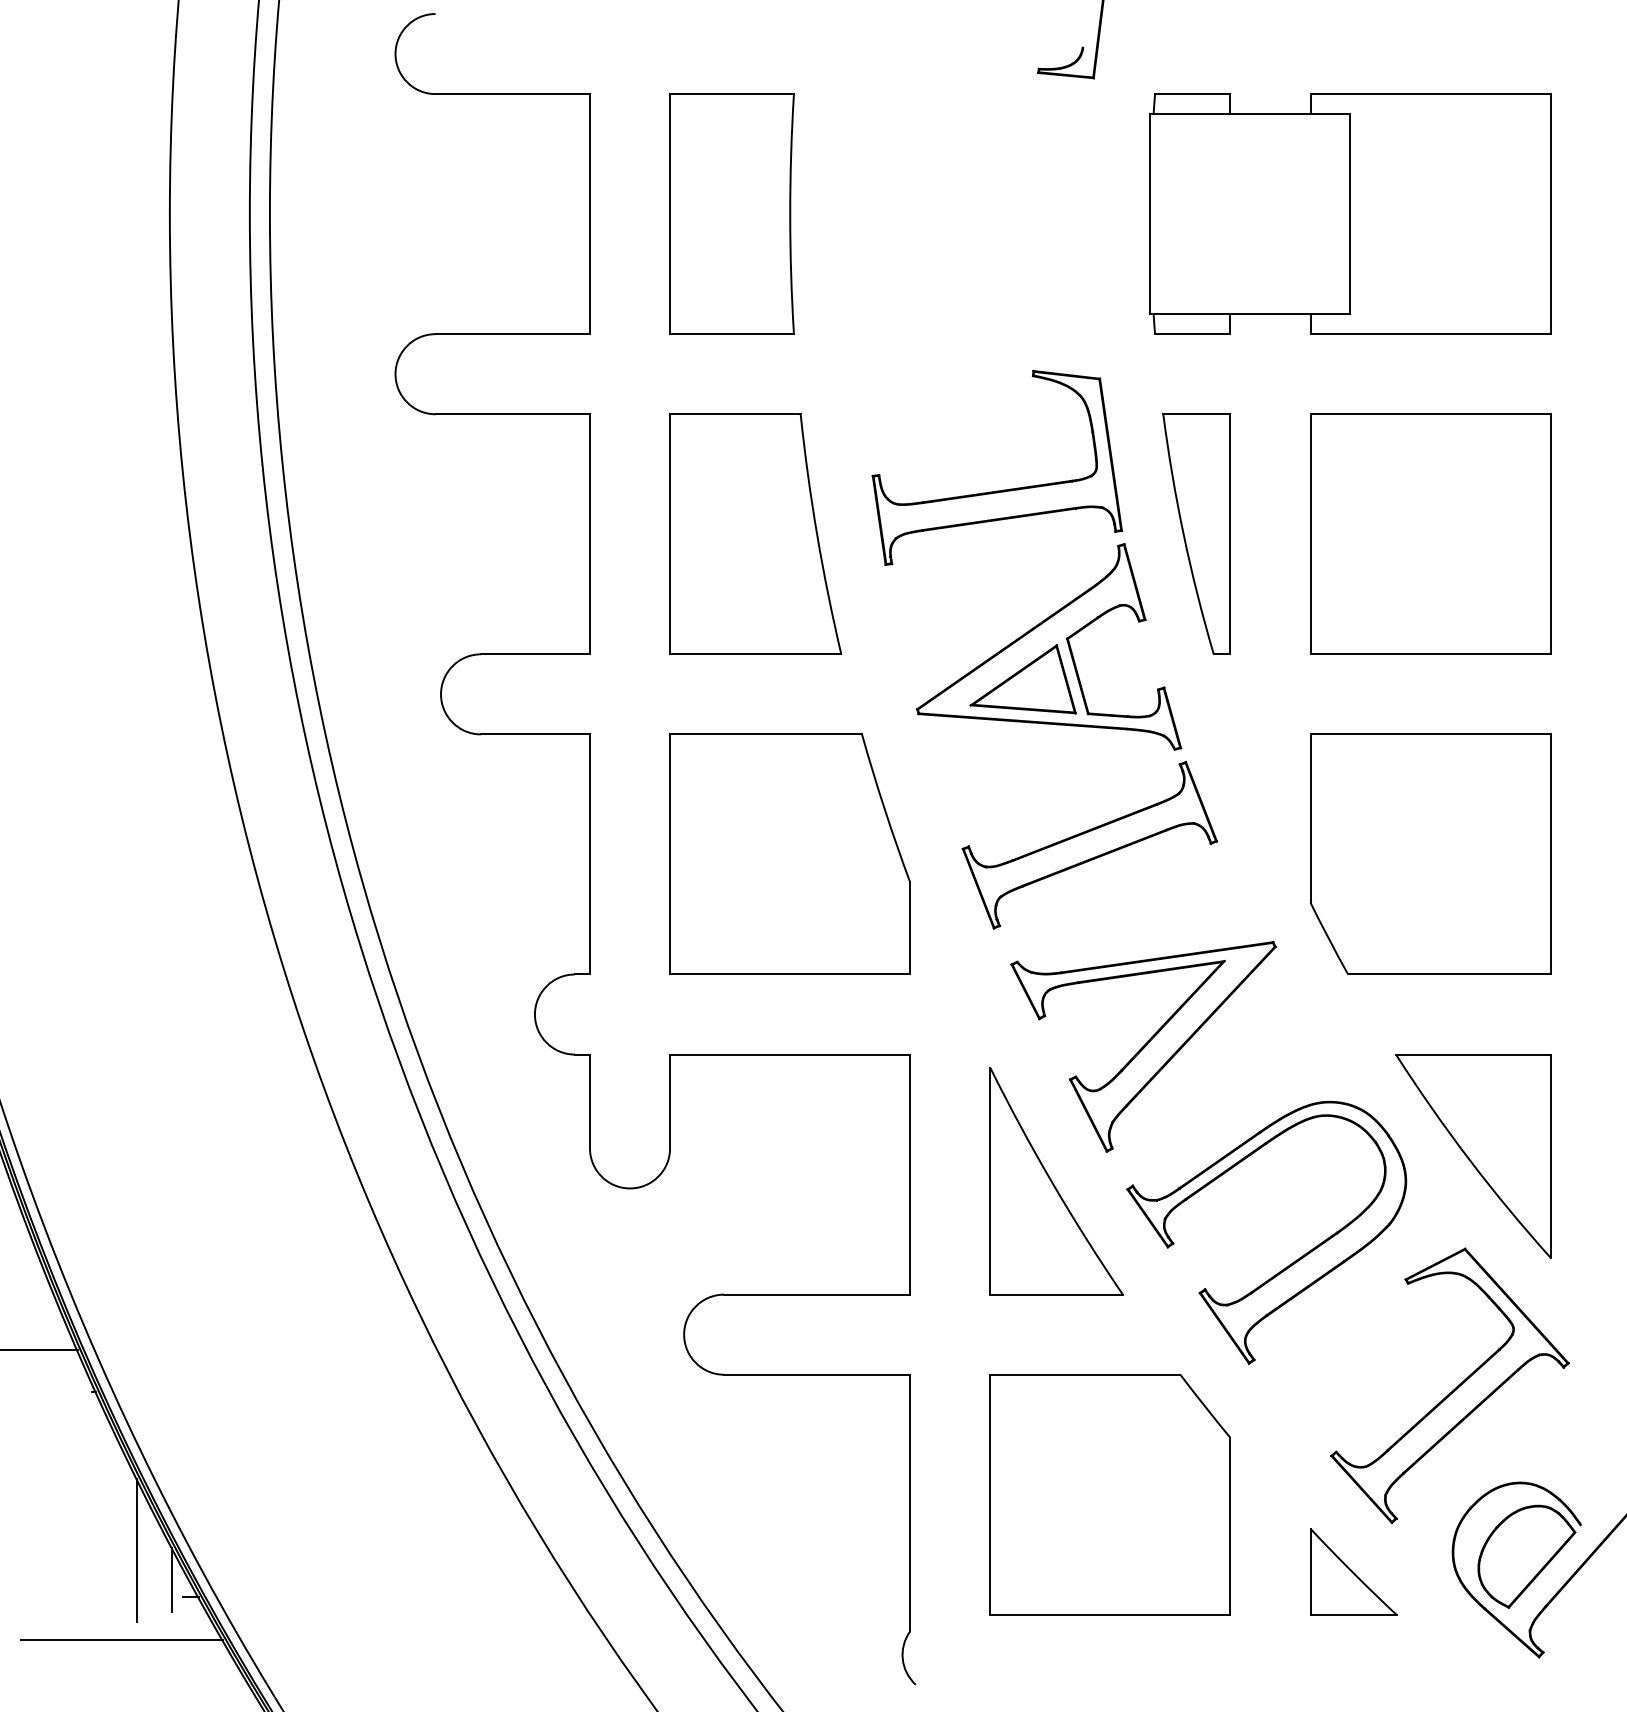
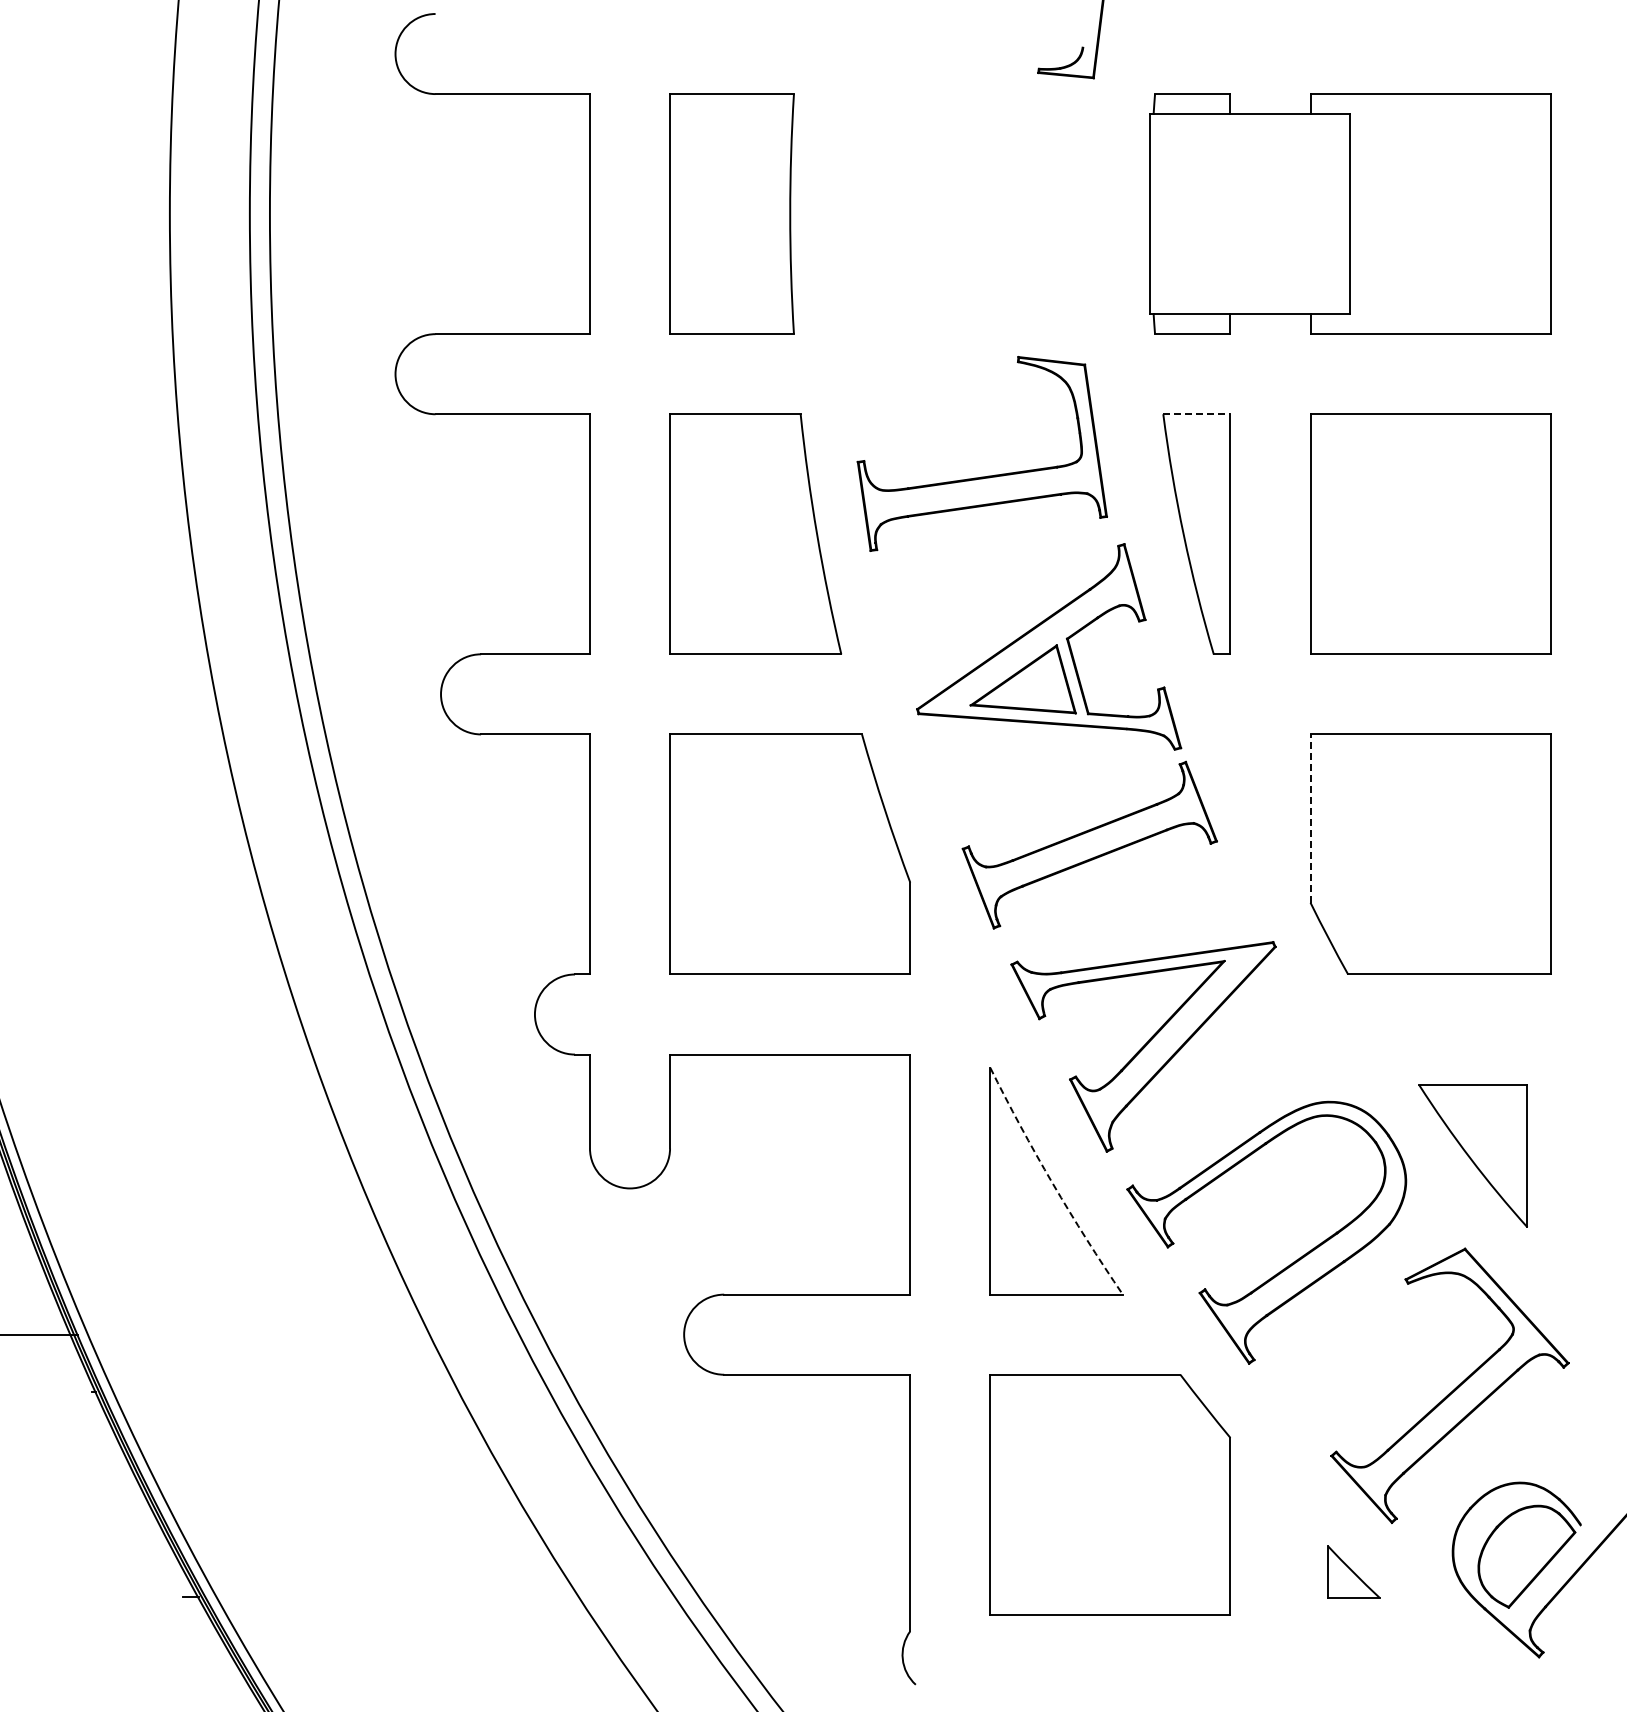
line: solid -> dashed (1196, 414)
part position: (996, 490) -> (981, 476) (981, 476)
line: solid -> dashed (1310, 818)
part size: 157x205 px -> 110x144 px (1472, 1155)
arc: solid -> dashed (1052, 1183)
line position: (39, 1349) -> (39, 1334) (39, 1334)
line: present -> none (137, 1550)
part size: 88x88 px -> 54x54 px (1353, 1571)
line: present -> none (171, 1579)
line: present -> none (121, 1639)
